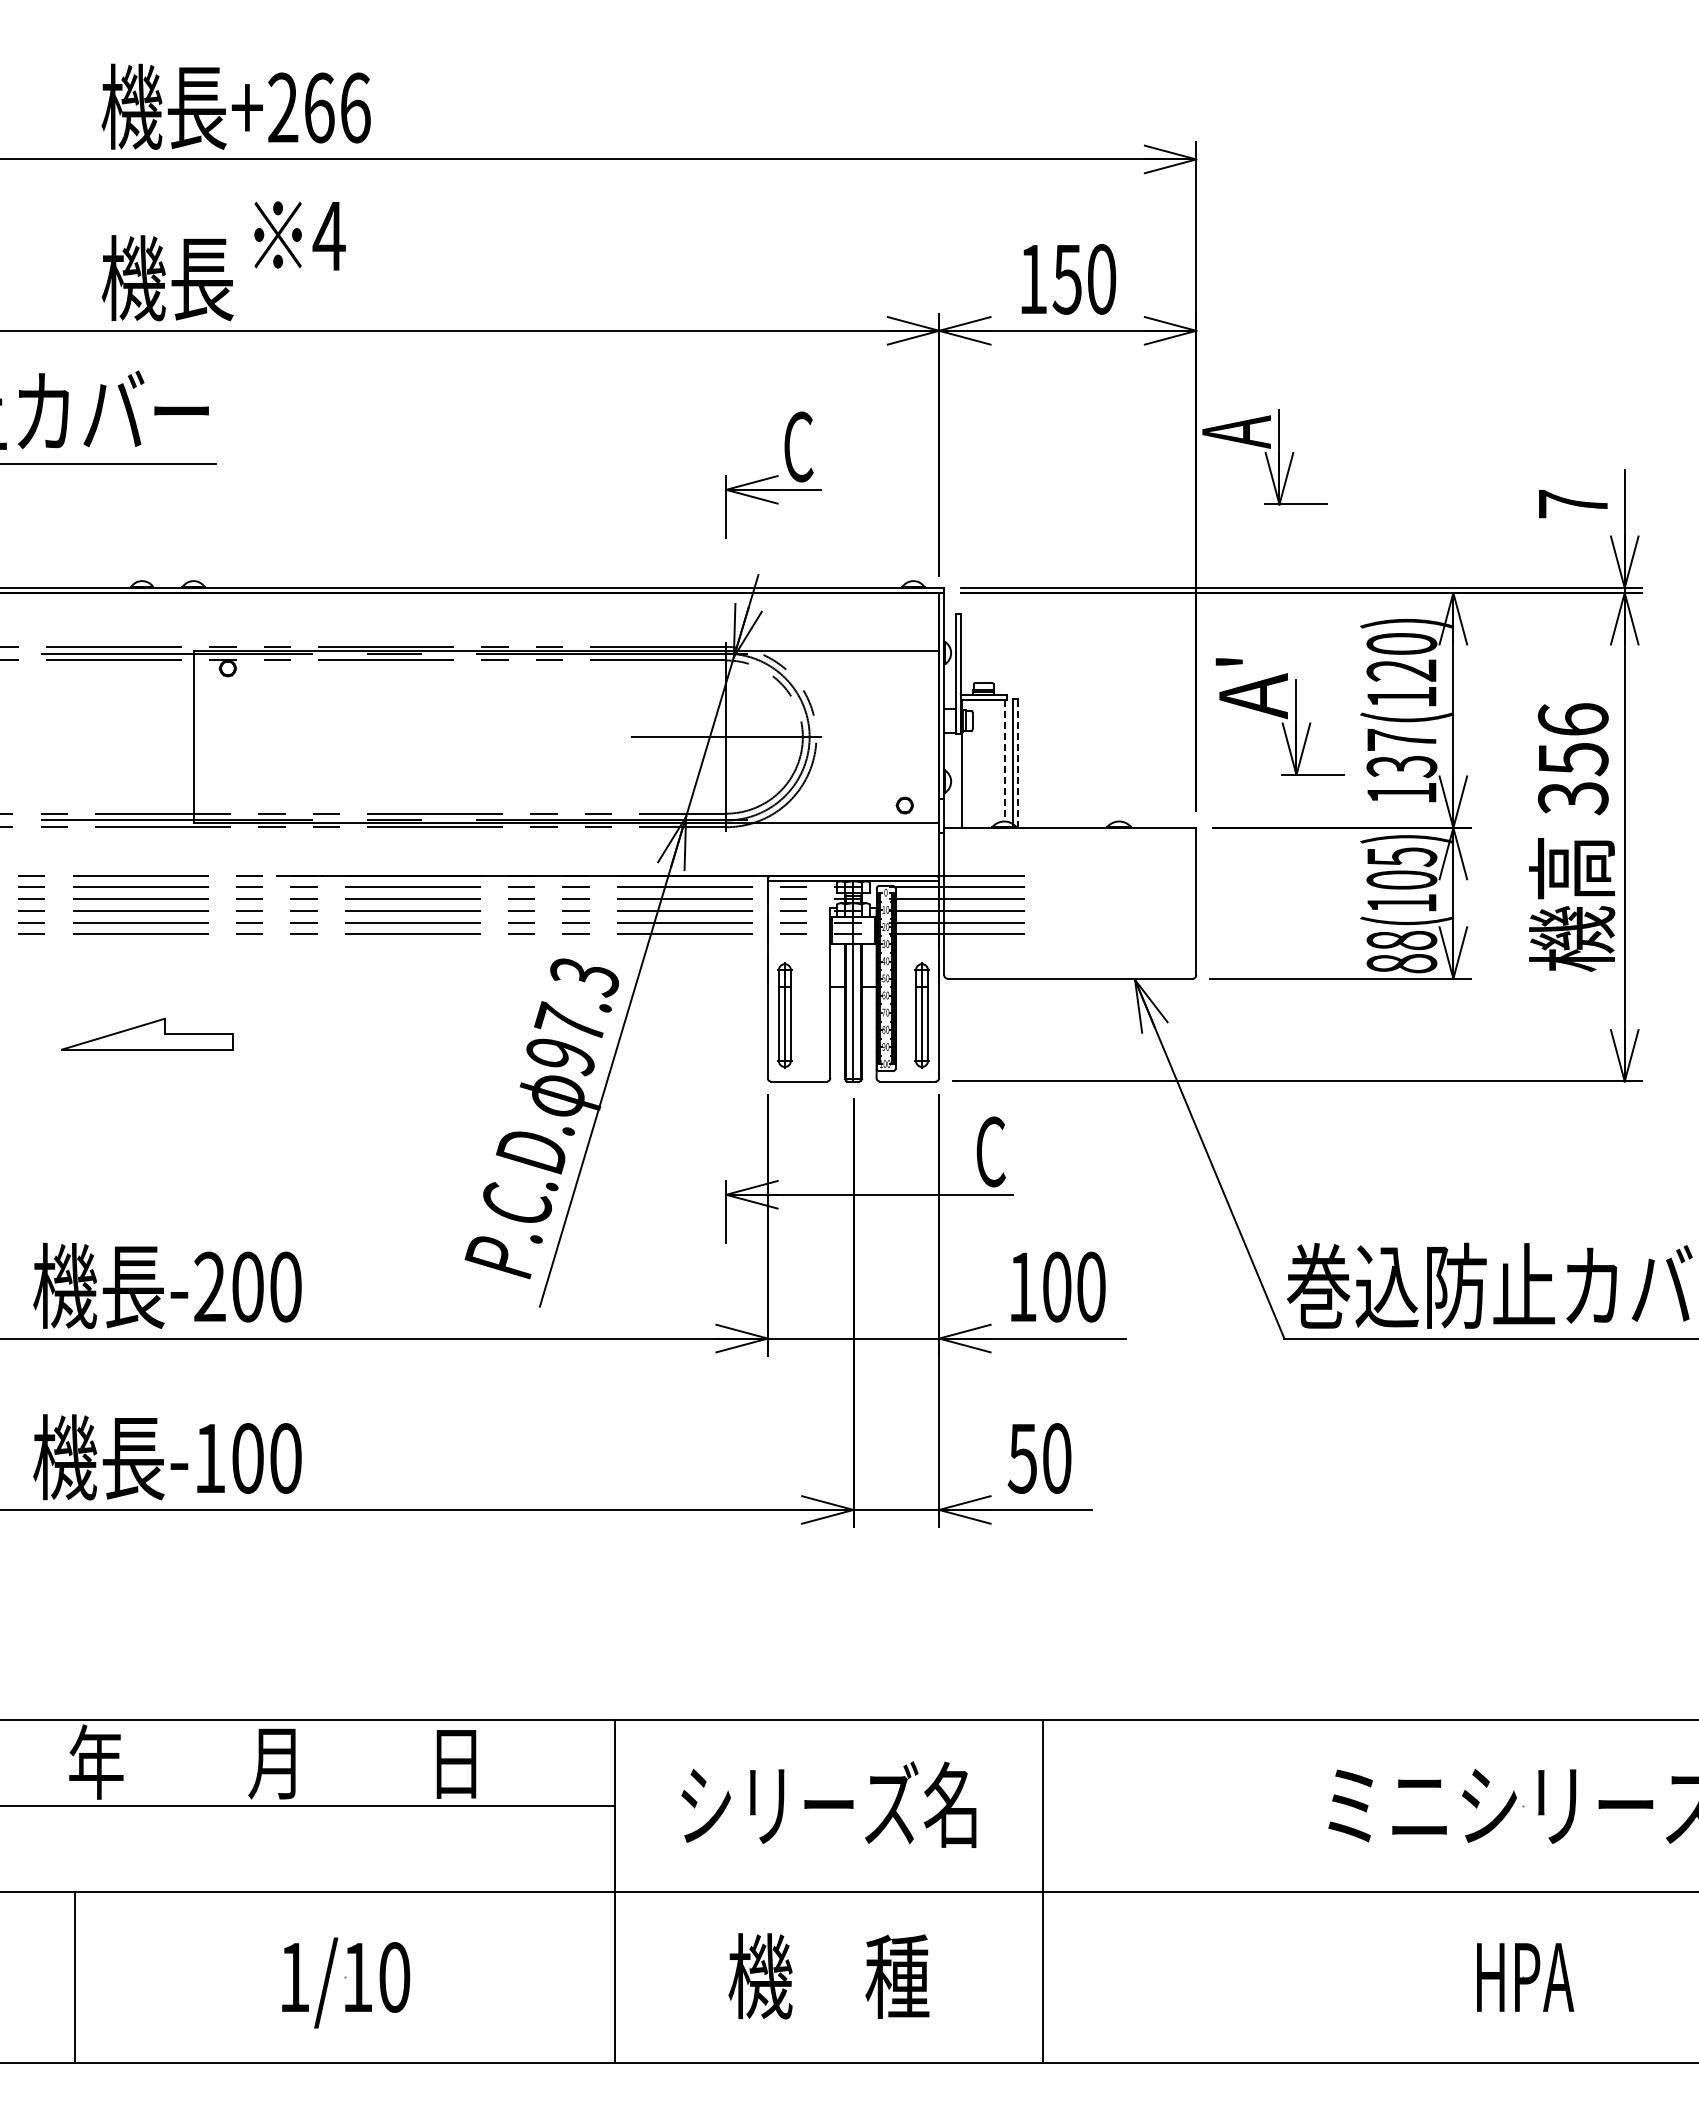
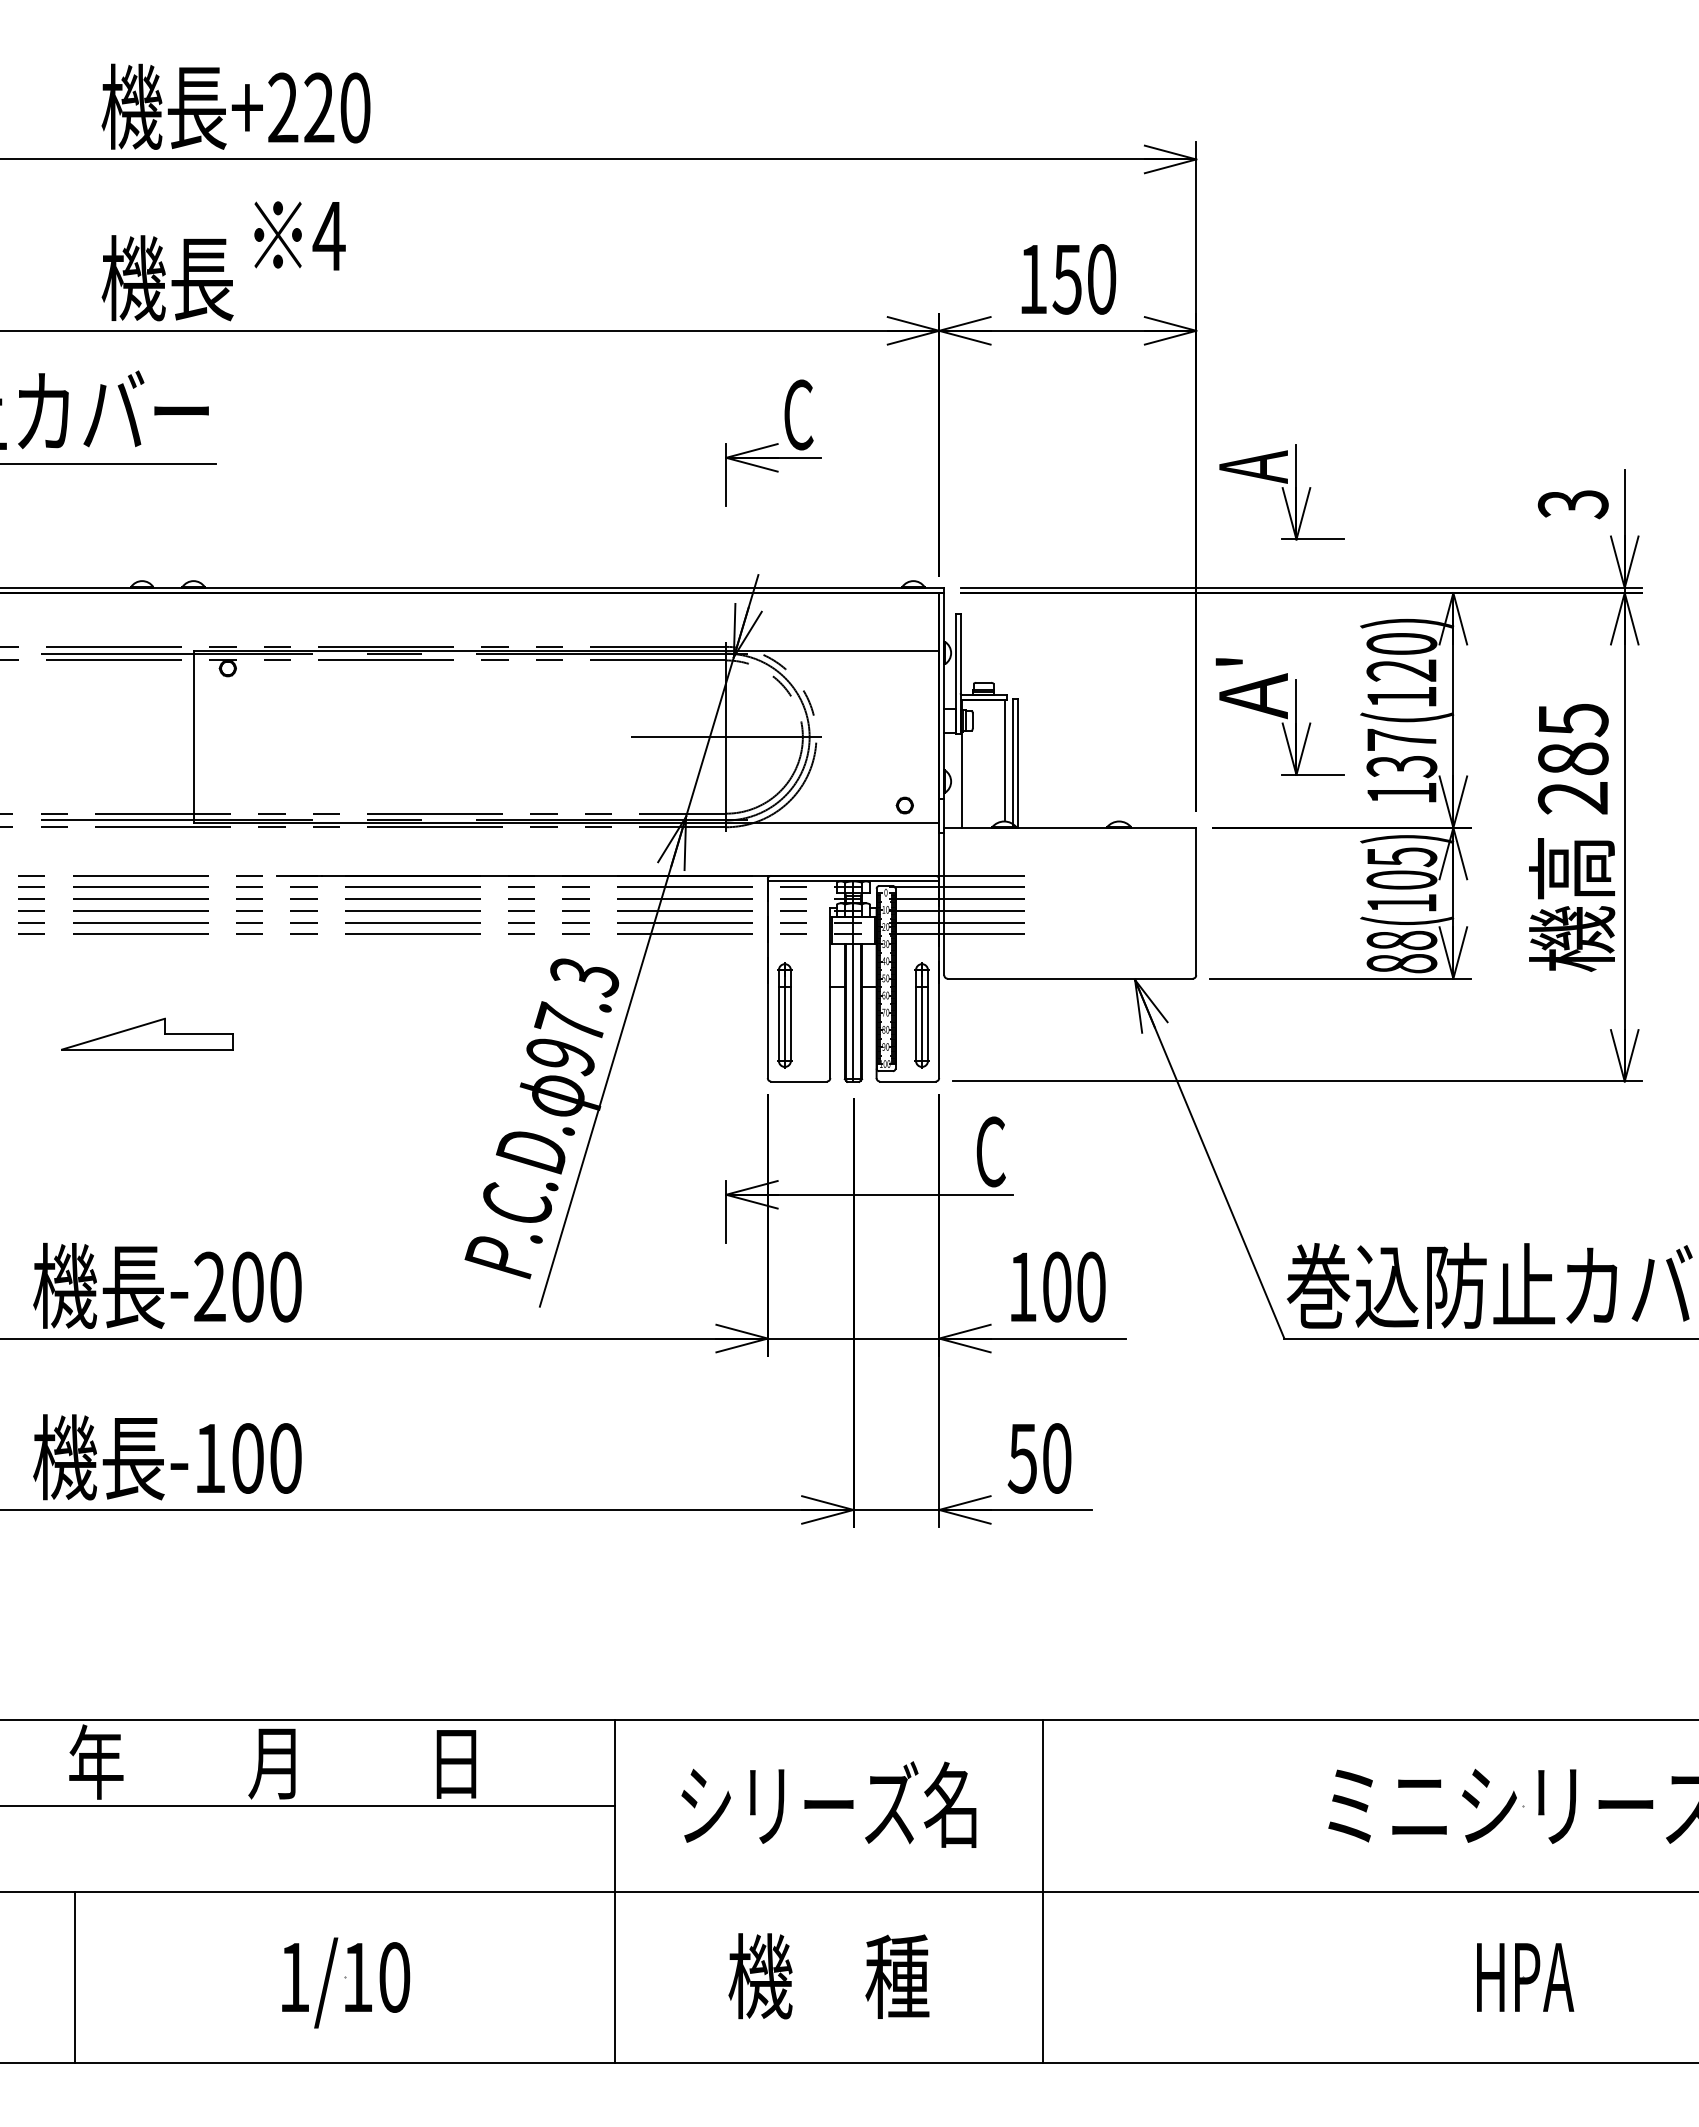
text: +266 -> +220 (337, 107)
part position: (1264, 457) -> (1281, 492) (1281, 492)
part position: (773, 474) -> (773, 442) (773, 442)
text: 7 -> 3 (1572, 504)
line: dashed -> solid (1005, 759)
text: 356 -> 285 (1572, 759)
line: dashed -> solid (1017, 763)
